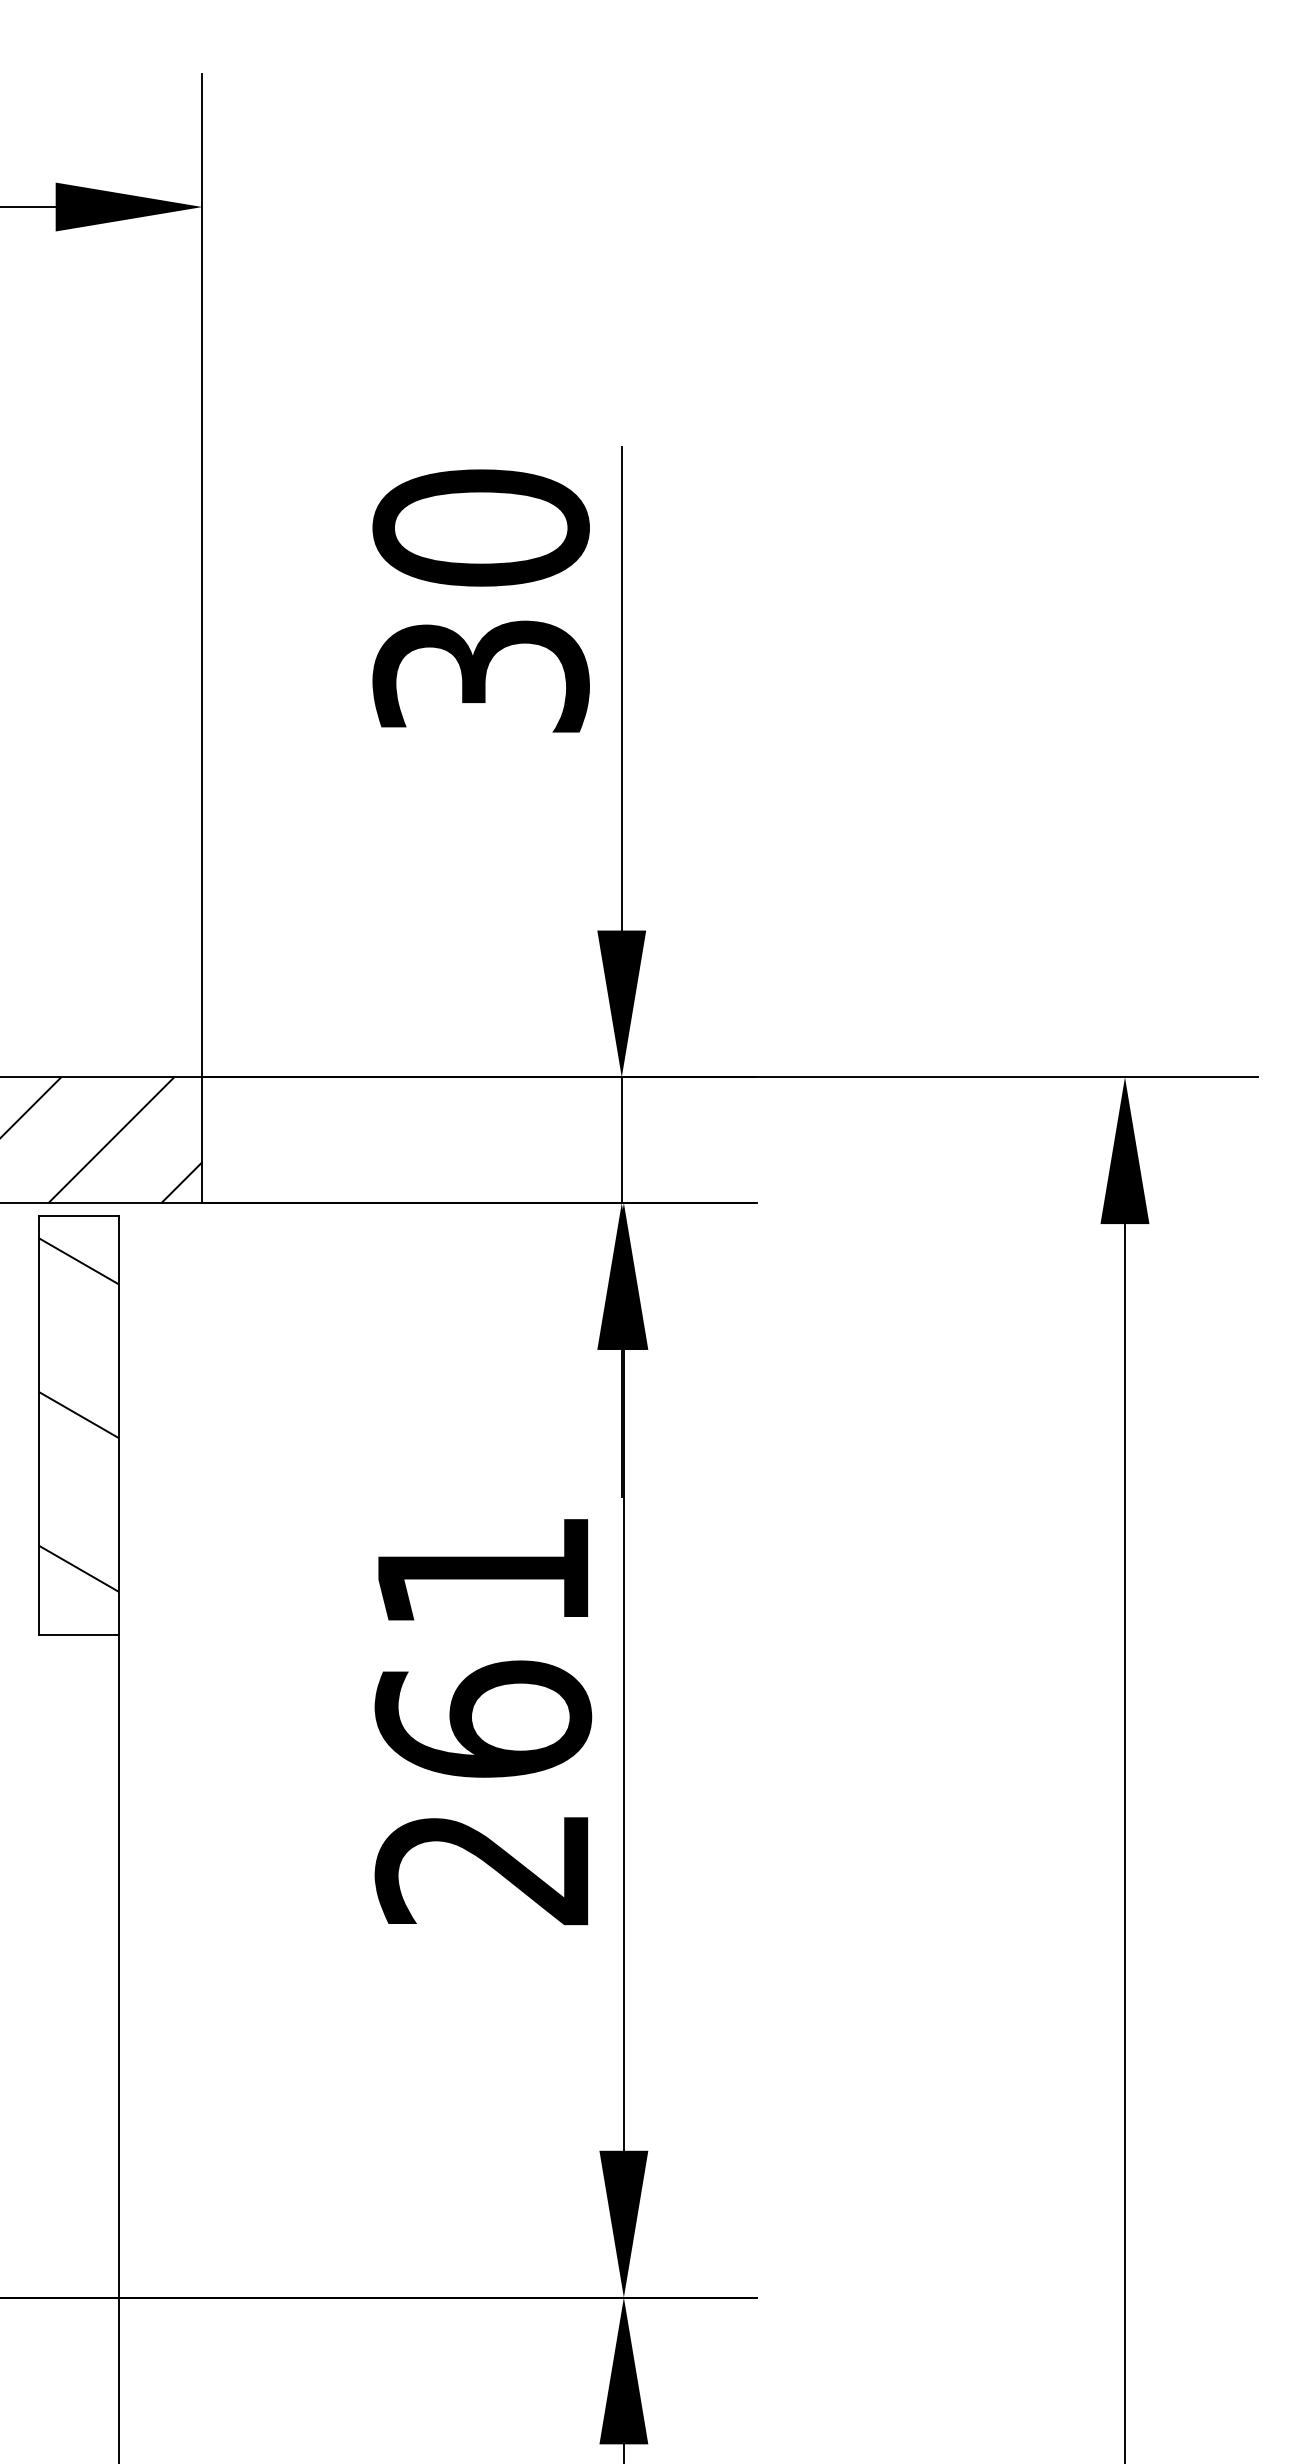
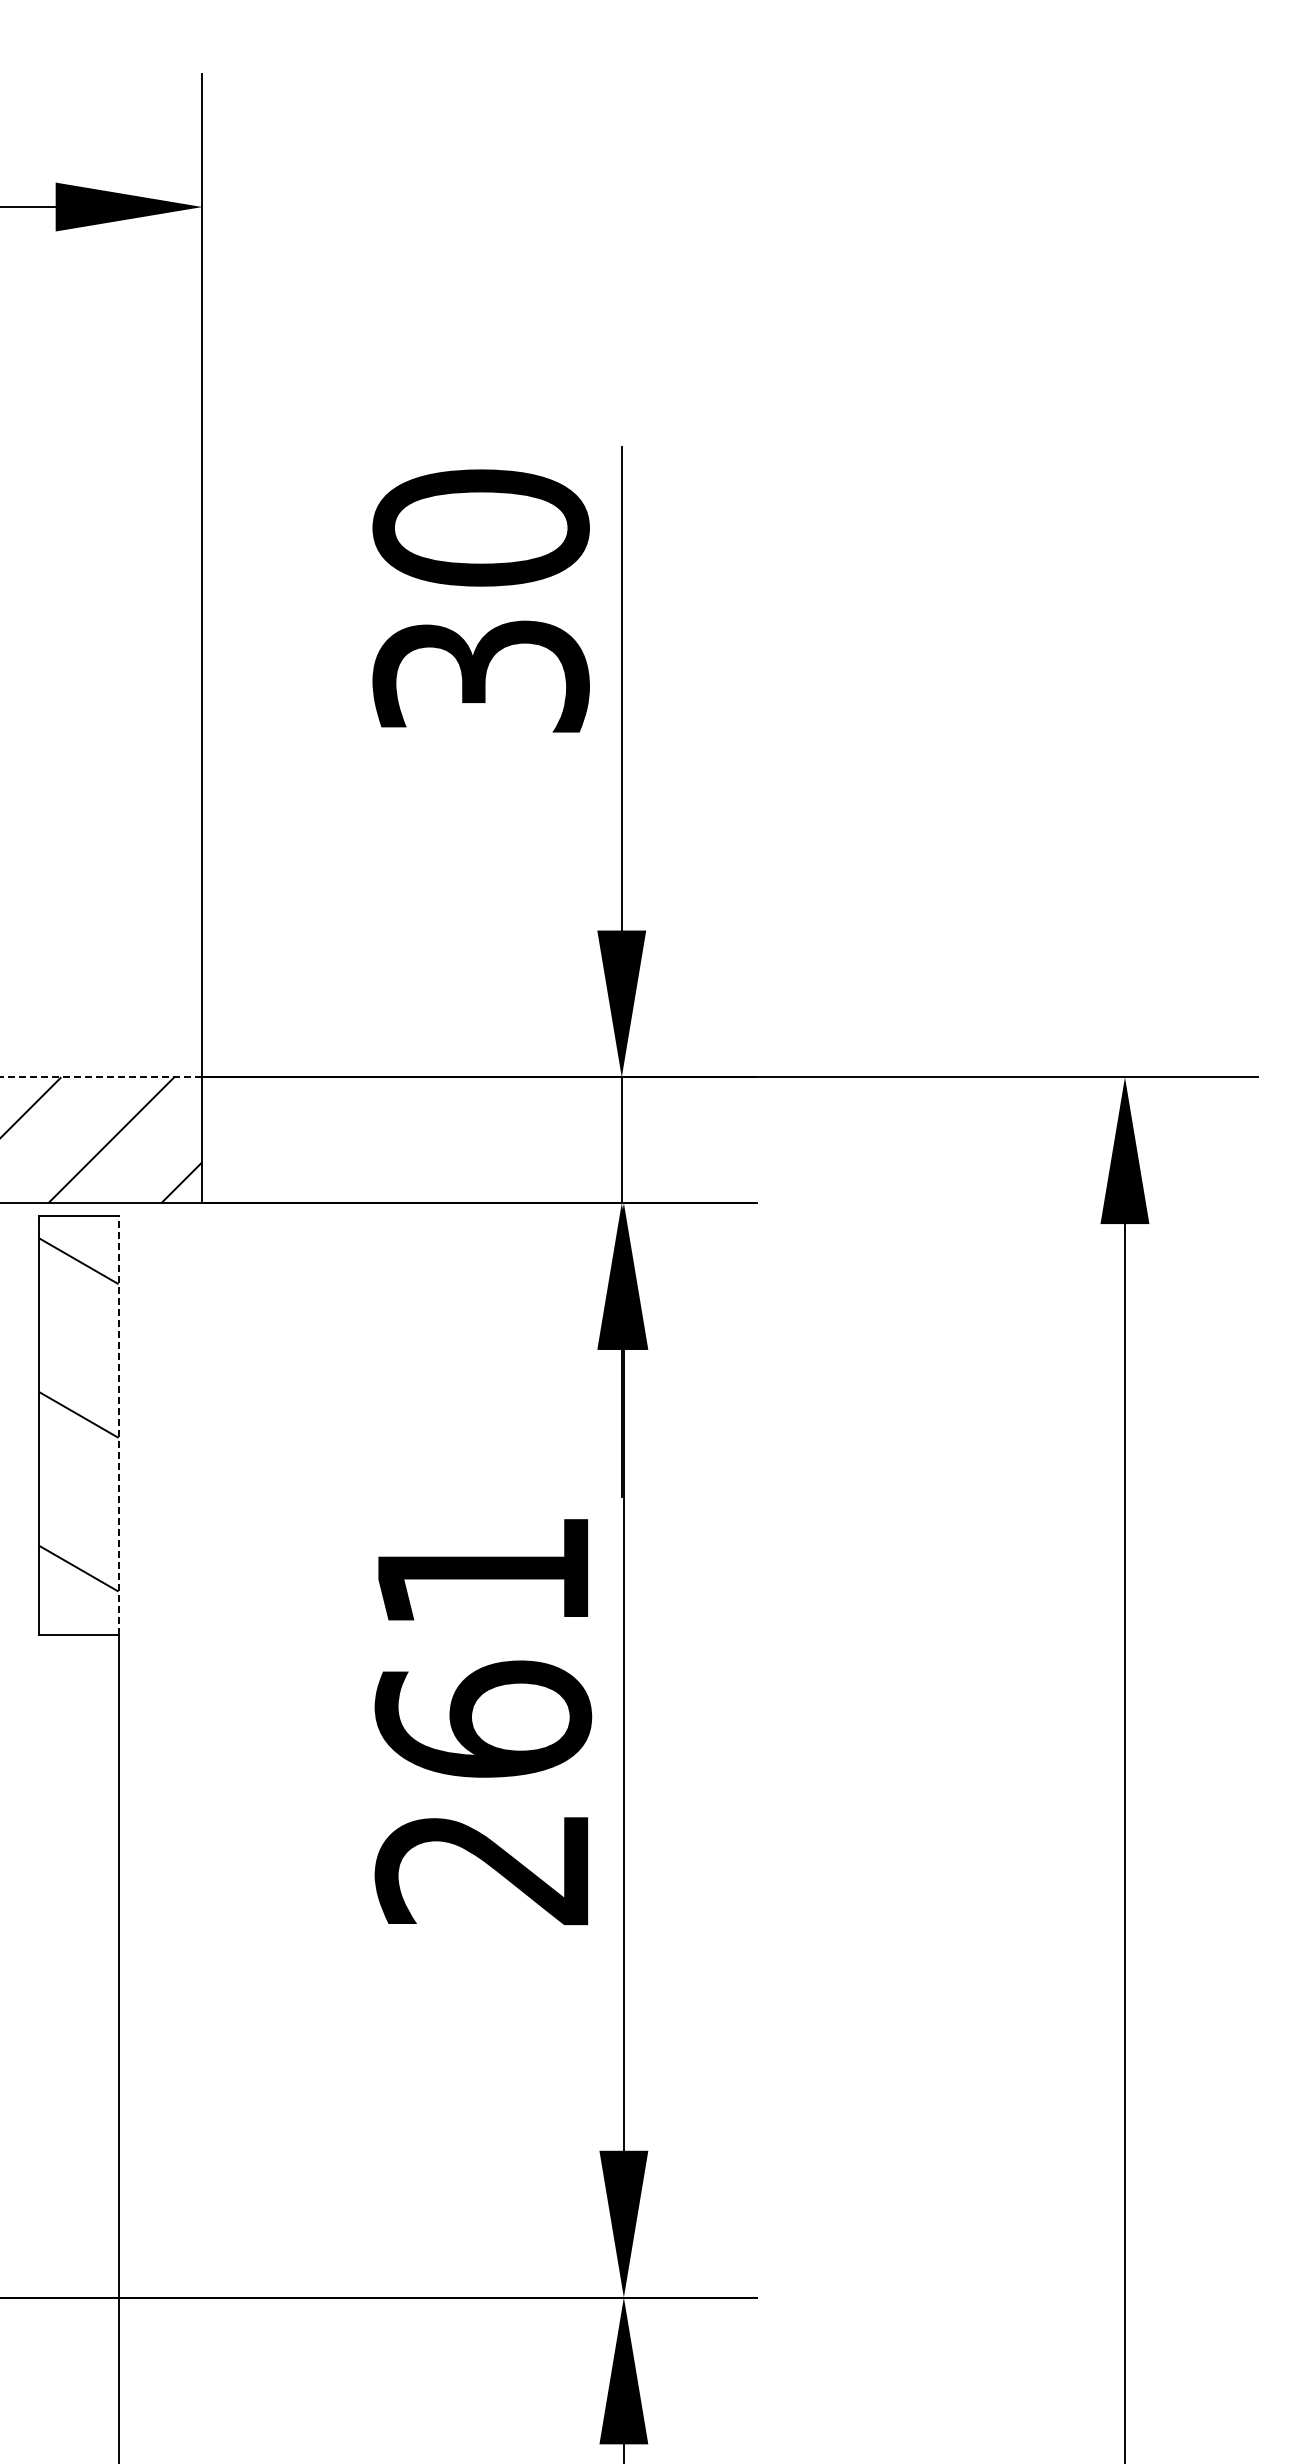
line: solid -> dashed (101, 1077)
line: solid -> dashed (118, 1425)
